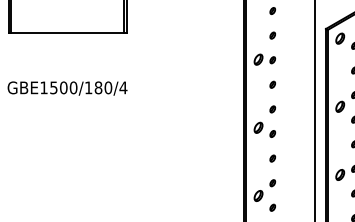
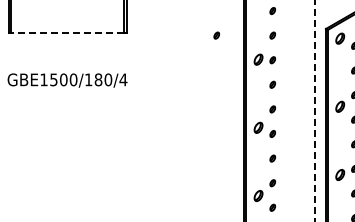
line: solid -> dashed (67, 32)
part: none -> present (216, 35)
text position: (67, 88) -> (67, 80) (67, 80)
line: solid -> dashed (314, 110)
